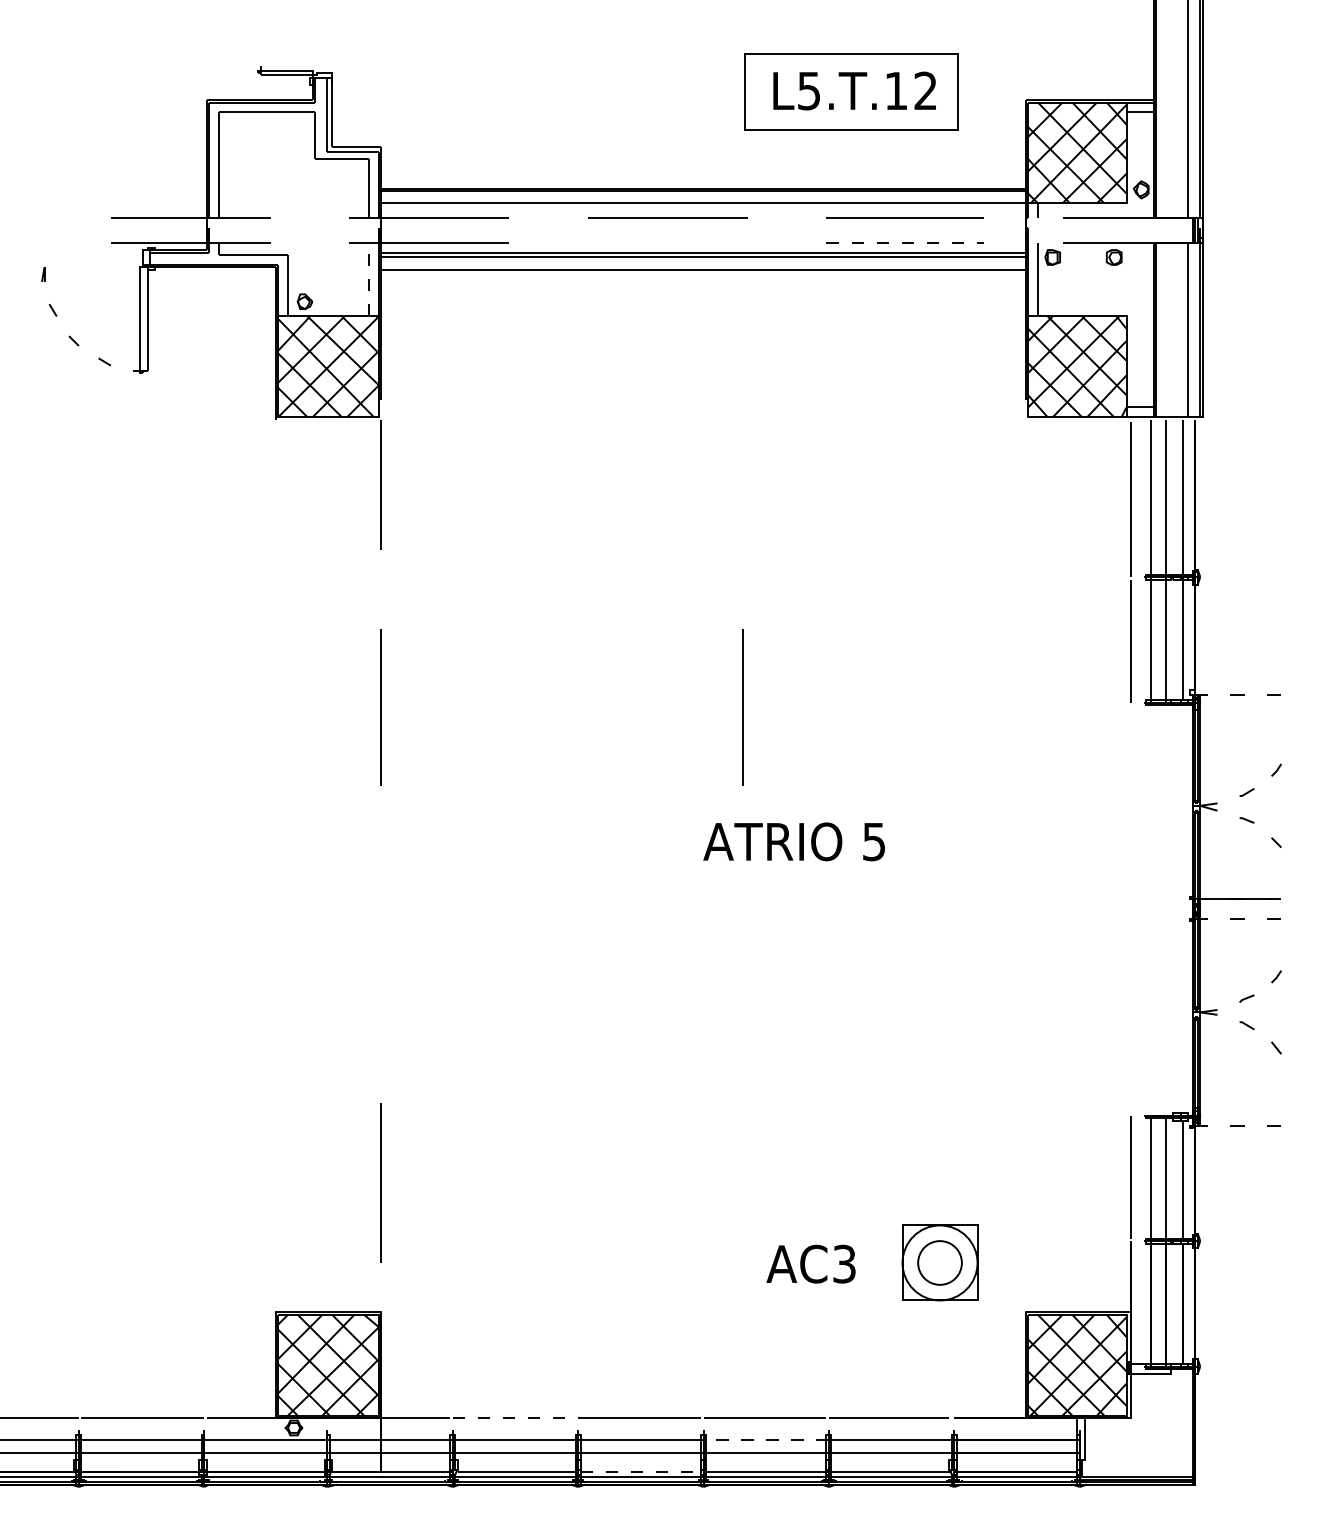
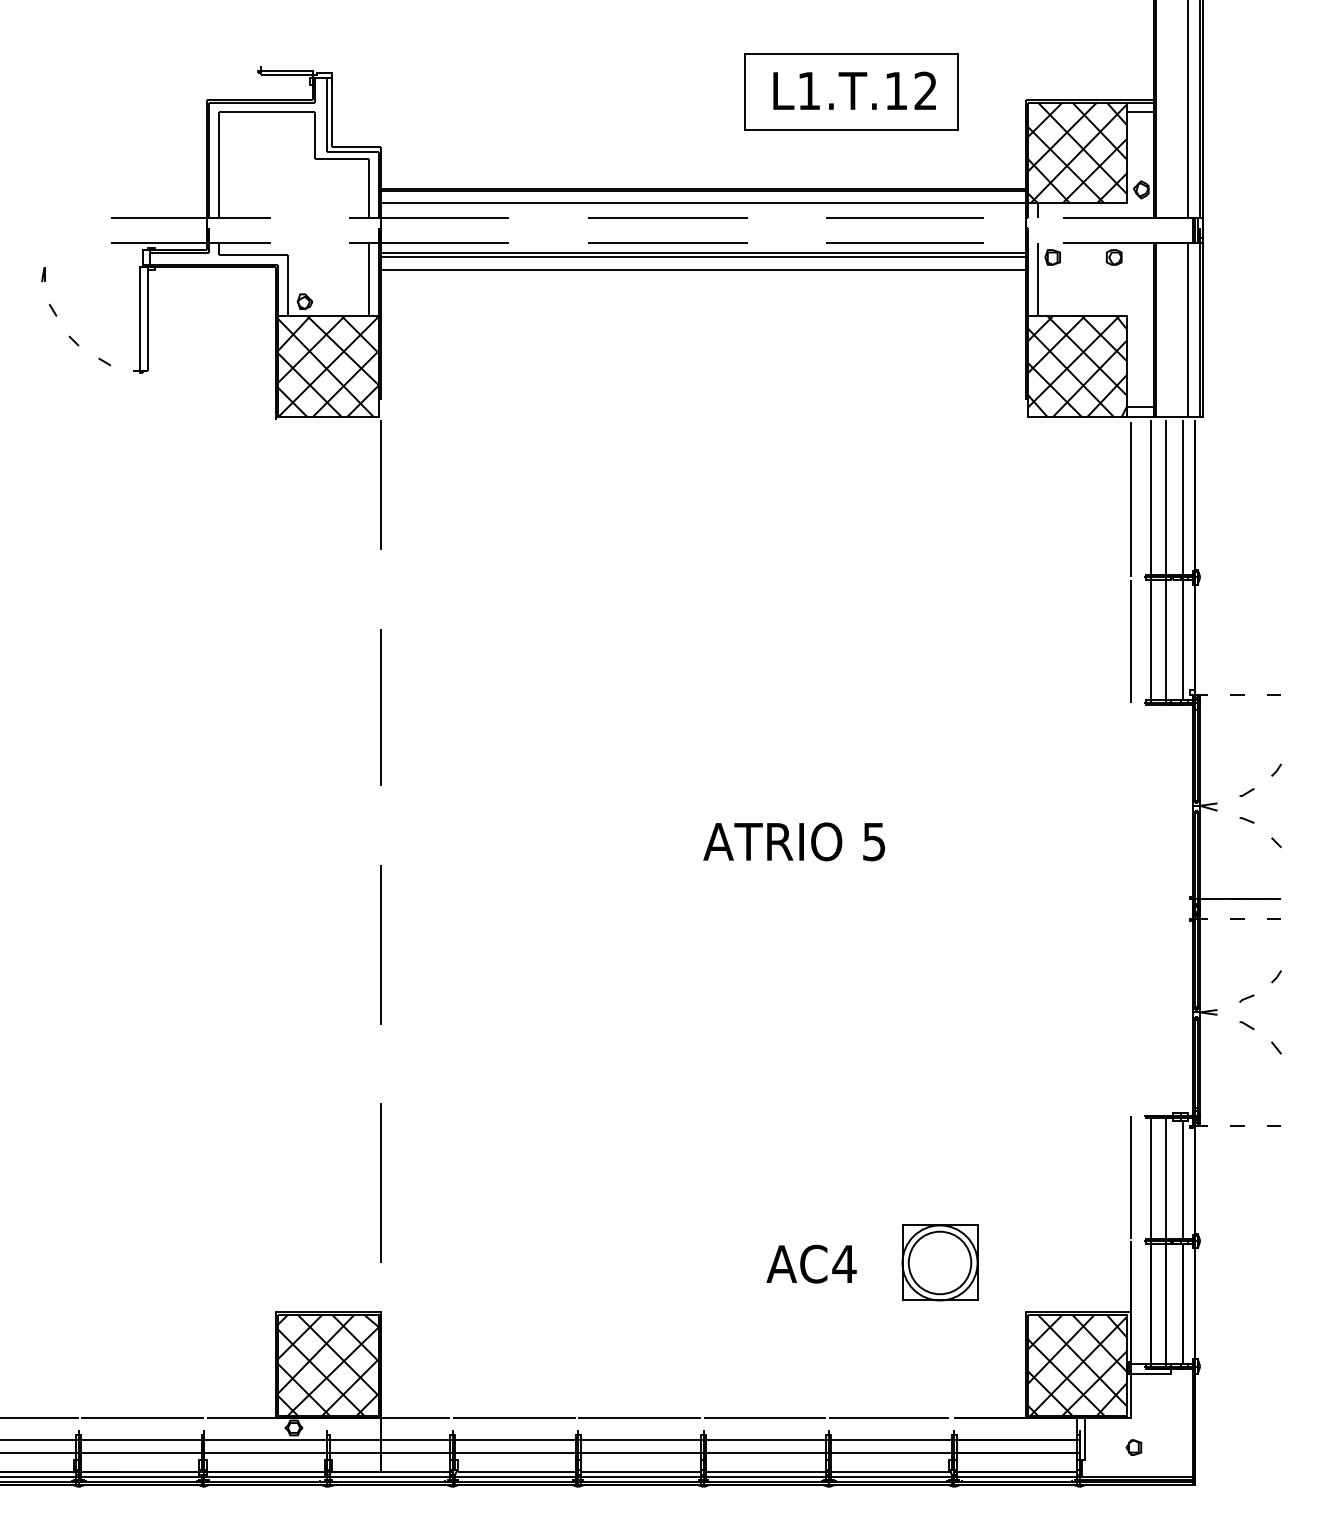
text: L5.T.12 -> L1.T.12 (808, 91)
line: none -> present (667, 242)
line: dashed -> solid (905, 242)
line: dashed -> solid (369, 279)
line: present -> none (742, 707)
line: none -> present (380, 944)
circle diameter: 44 px -> 63 px (939, 1262)
text: AC3 -> AC4 (844, 1263)
line: dashed -> solid (514, 1418)
line: dashed -> solid (765, 1440)
part: none -> present (1133, 1447)
line: dashed -> solid (641, 1472)
